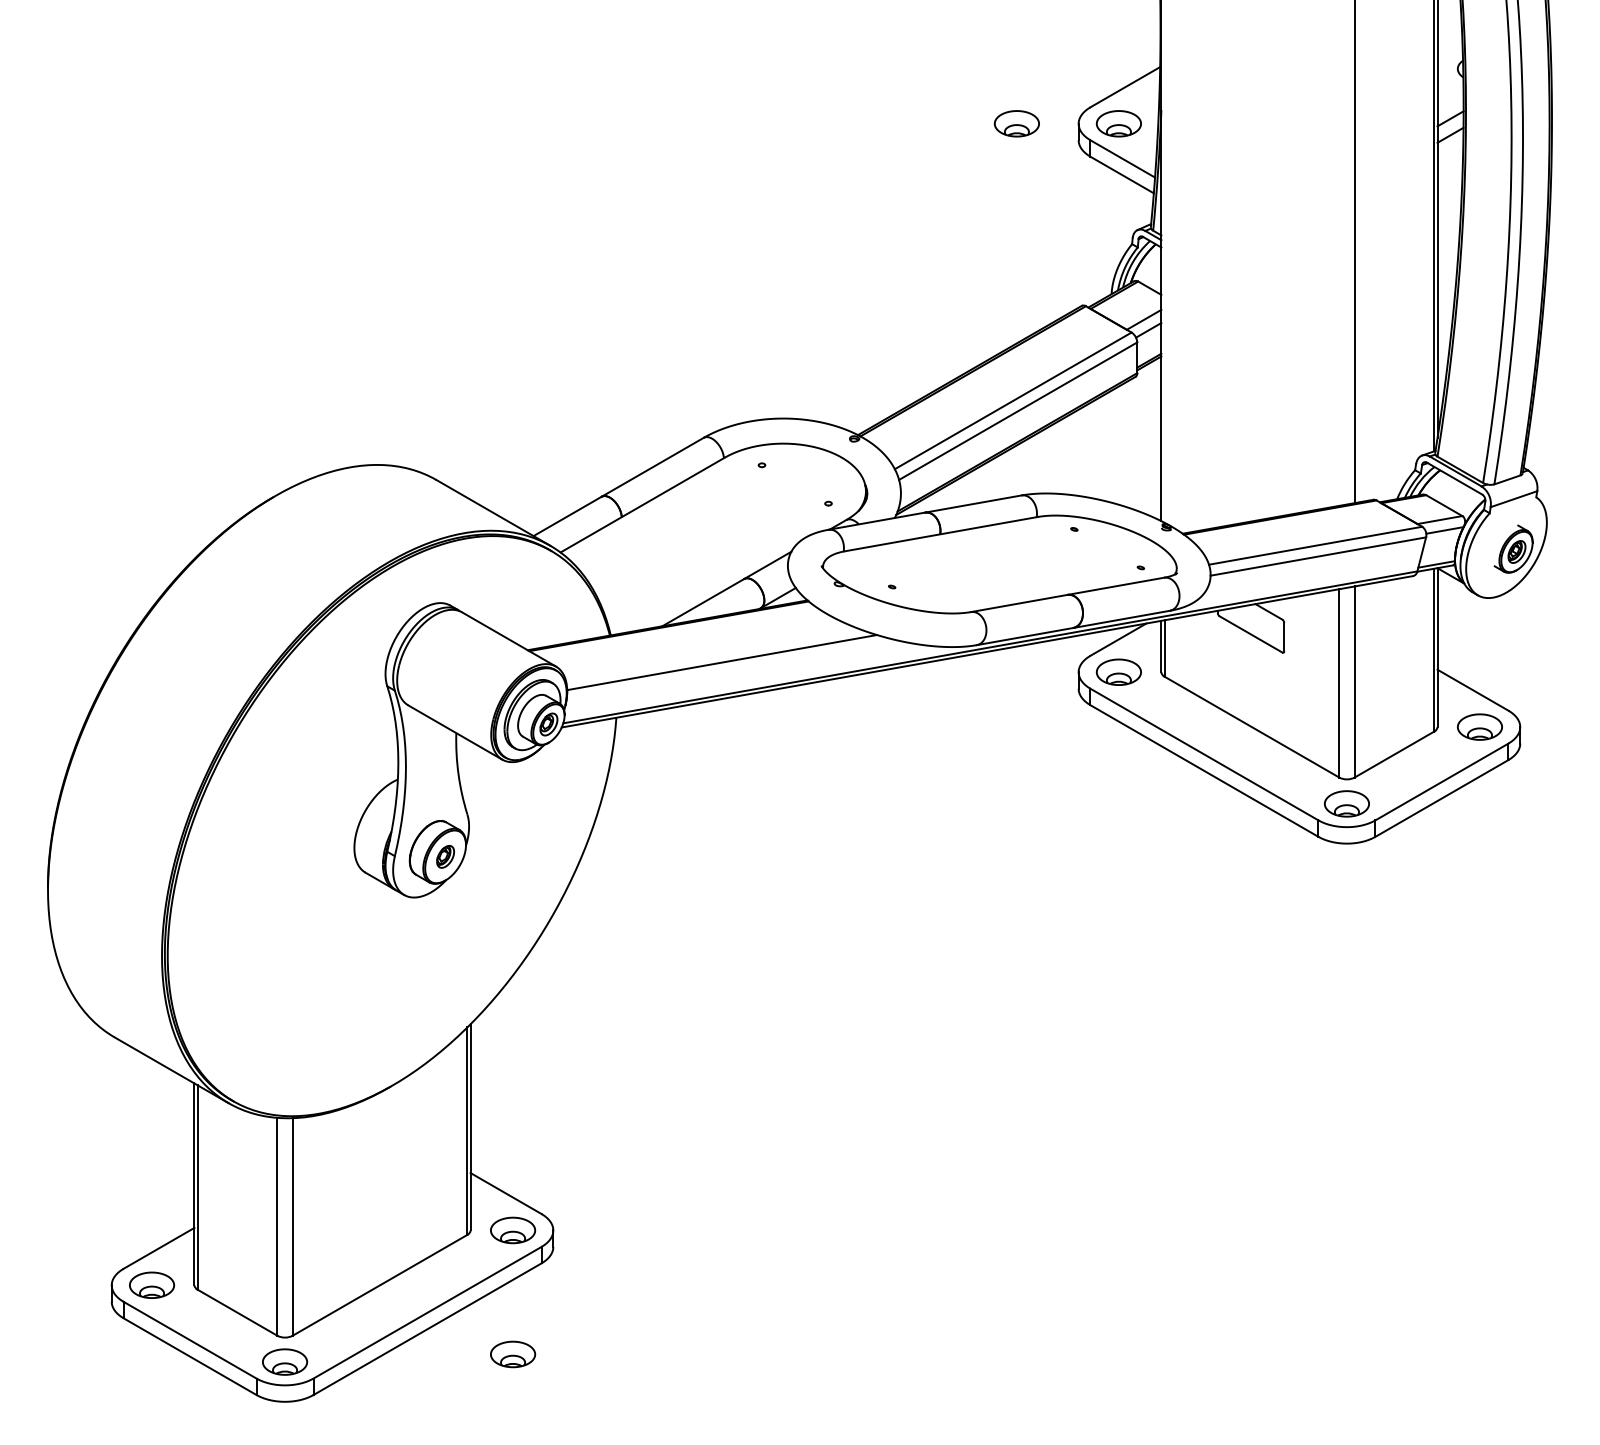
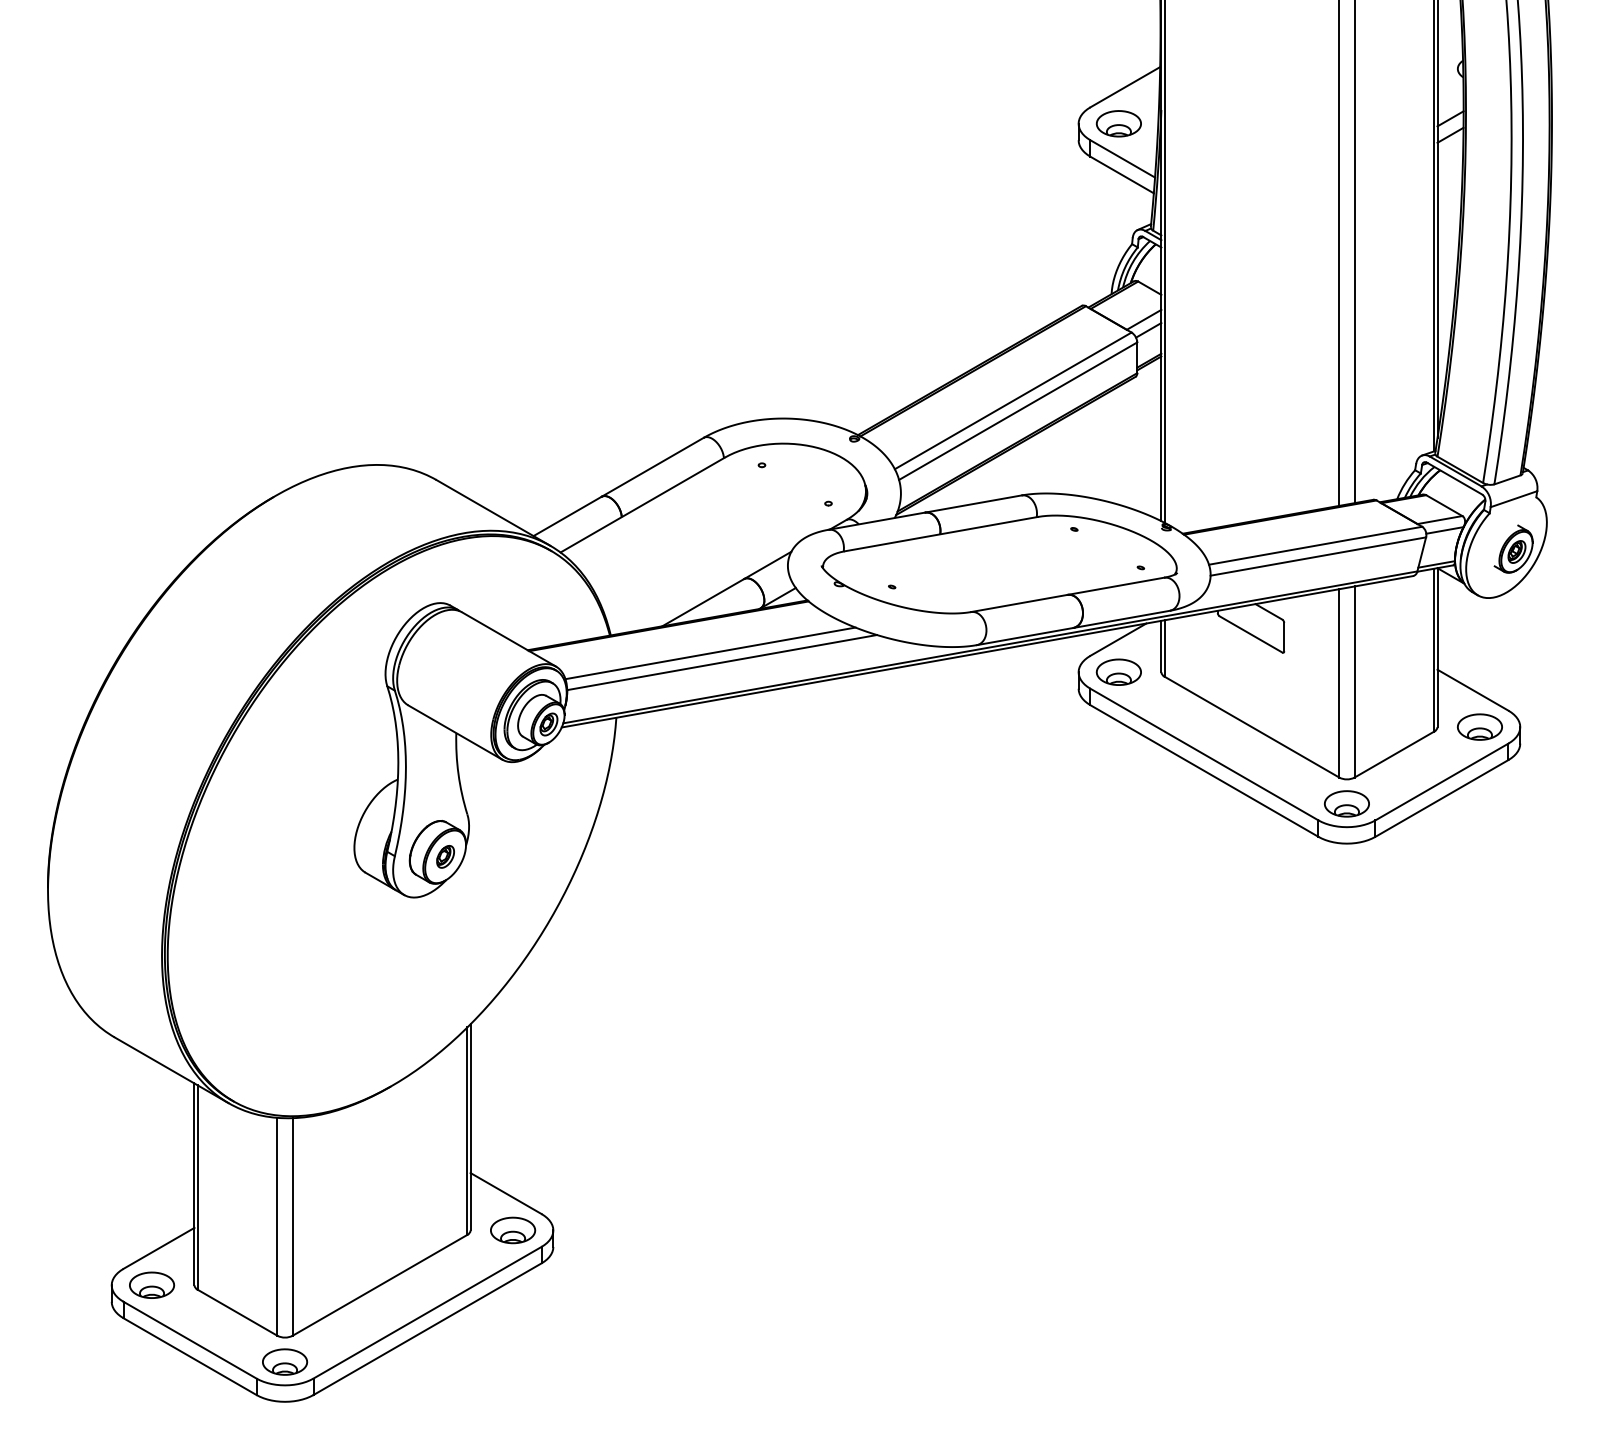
part: present -> none (1016, 123)
line: none -> present (1339, 253)
line: none -> present (1164, 262)
line: none -> present (710, 653)
part: present -> none (513, 1354)
